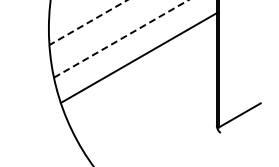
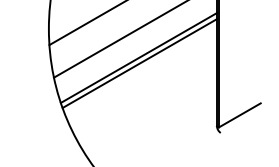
line: dashed -> solid (88, 22)
line: dashed -> solid (121, 38)
line: none -> present (139, 63)
